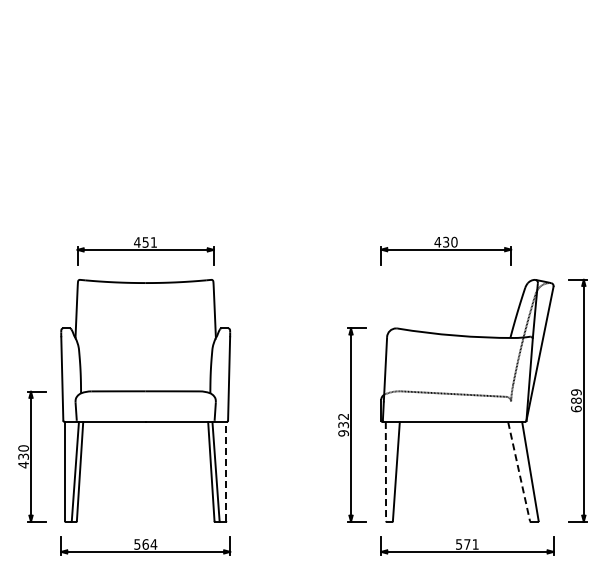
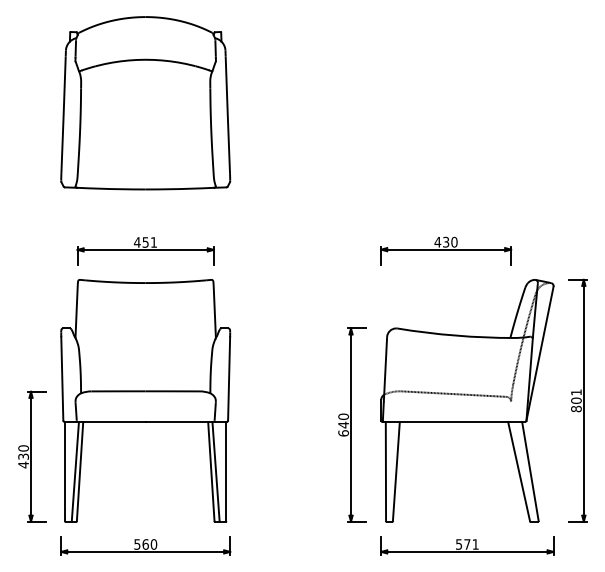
part: none -> present (145, 103)
text: 689 -> 801 (576, 400)
text: 932 -> 640 (343, 424)
line: dashed -> solid (226, 471)
line: dashed -> solid (385, 471)
line: dashed -> solid (519, 471)
text: 564 -> 560 (153, 544)
